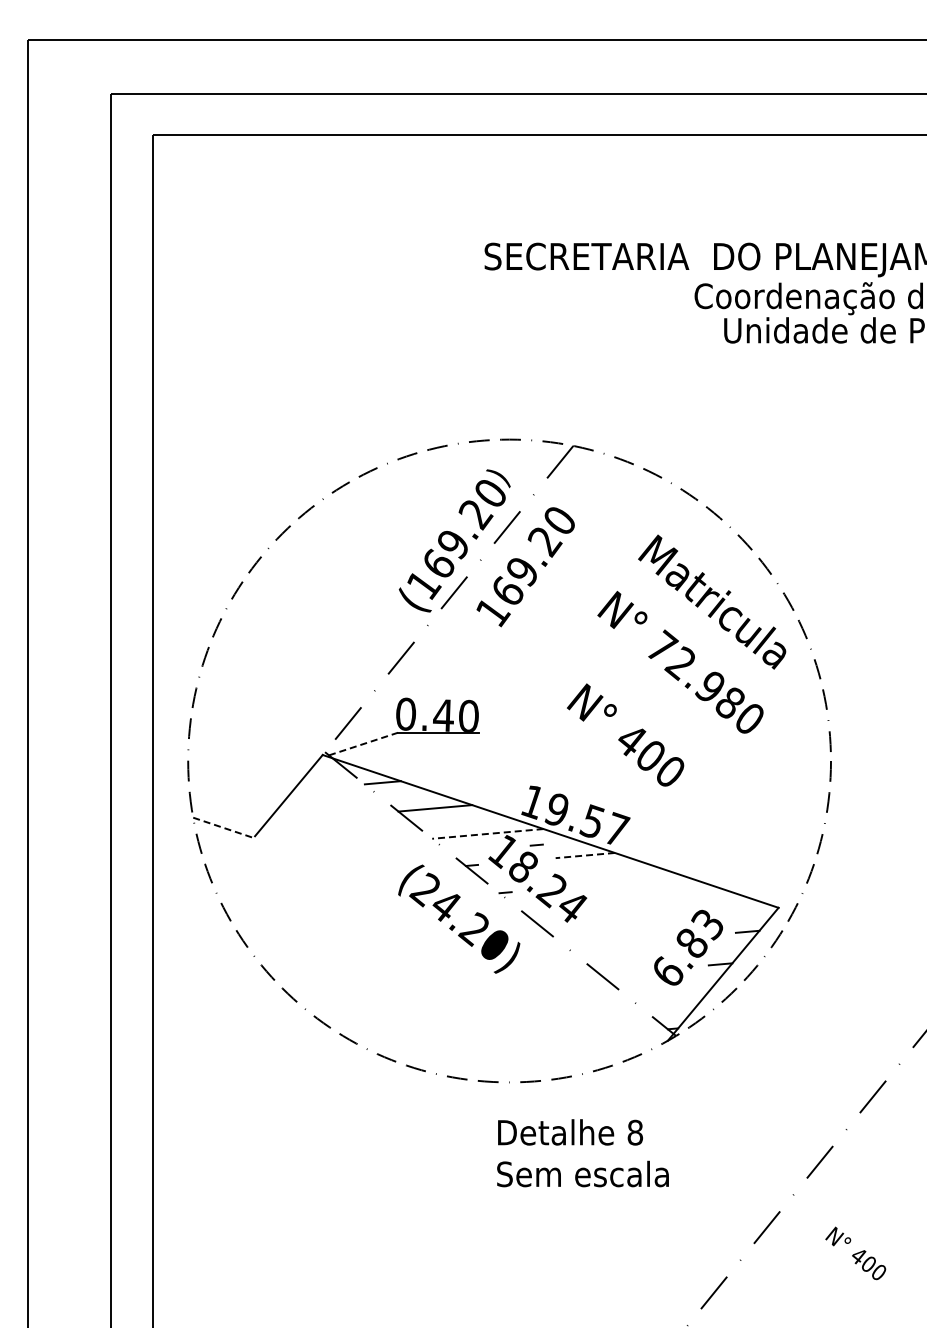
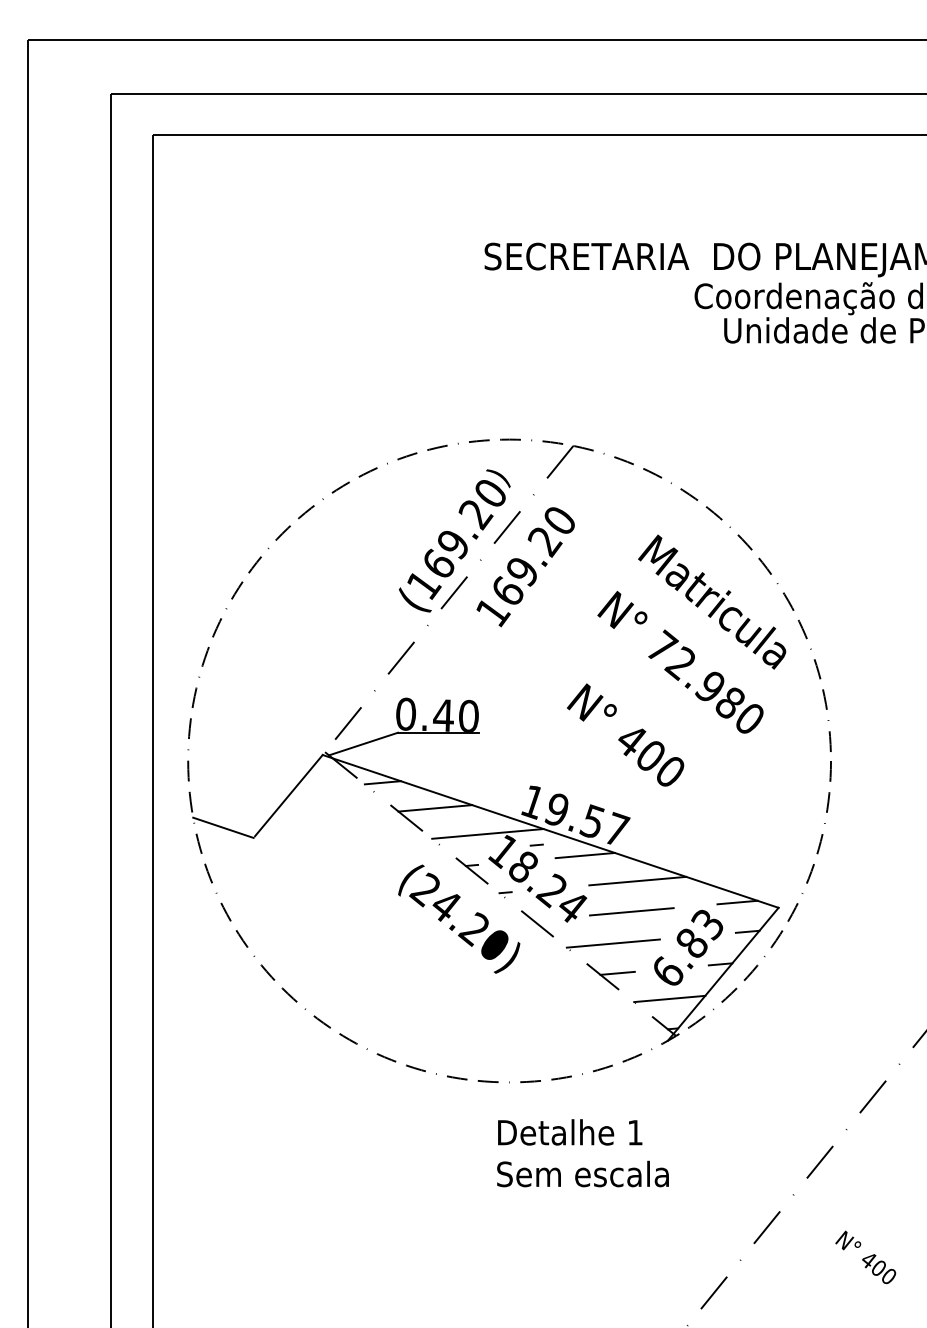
line: dashed -> solid (363, 743)
line: dashed -> solid (223, 827)
line: dashed -> solid (487, 833)
line: dashed -> solid (585, 855)
line: none -> present (637, 880)
line: none -> present (737, 902)
line: none -> present (631, 911)
line: none -> present (612, 943)
line: none -> present (617, 972)
line: none -> present (669, 998)
text: 8 -> 1 (635, 1132)
text position: (855, 1253) -> (865, 1257) (865, 1257)
